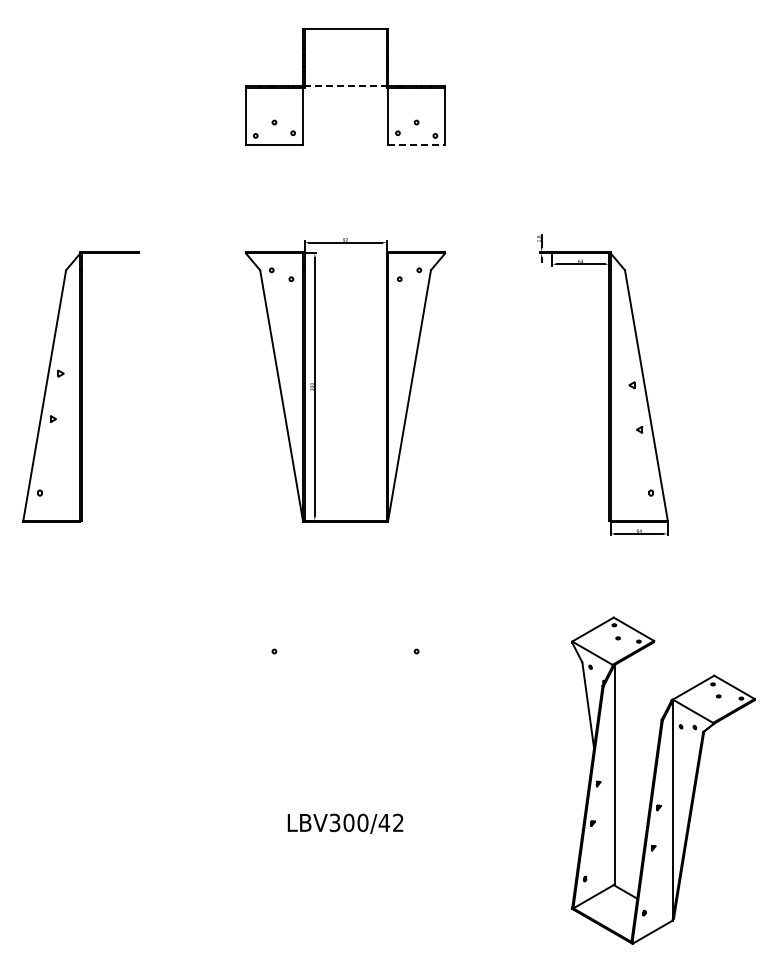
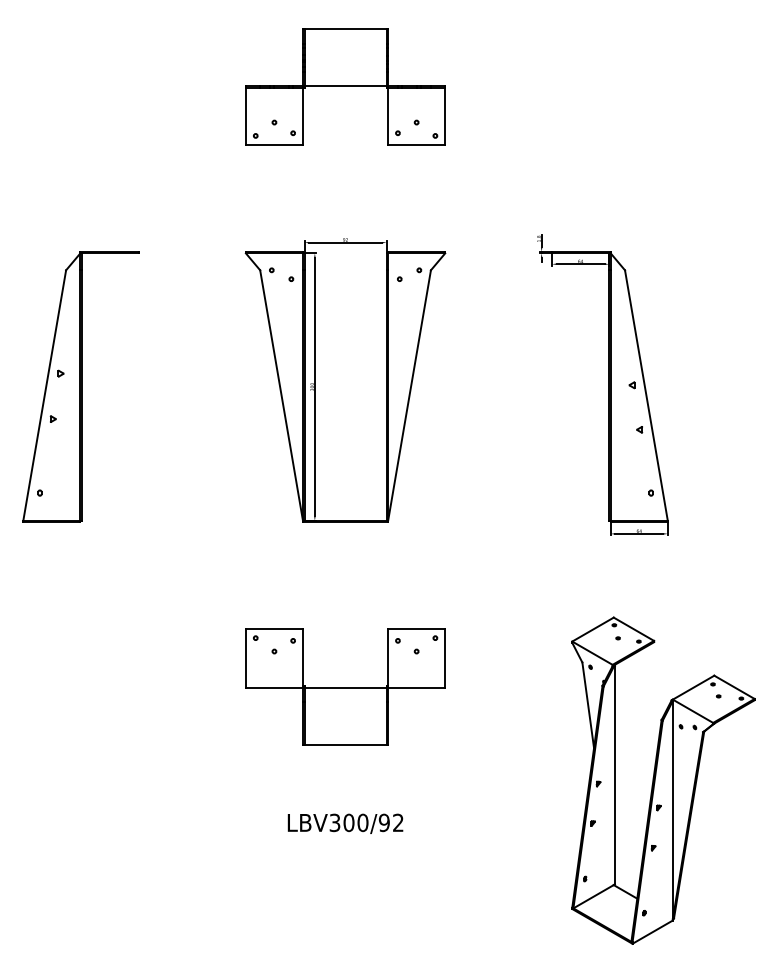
line: dashed -> solid (345, 86)
line: dashed -> solid (416, 144)
part: none -> present (345, 686)
text: LBV300/42 -> LBV300/92 (384, 822)
